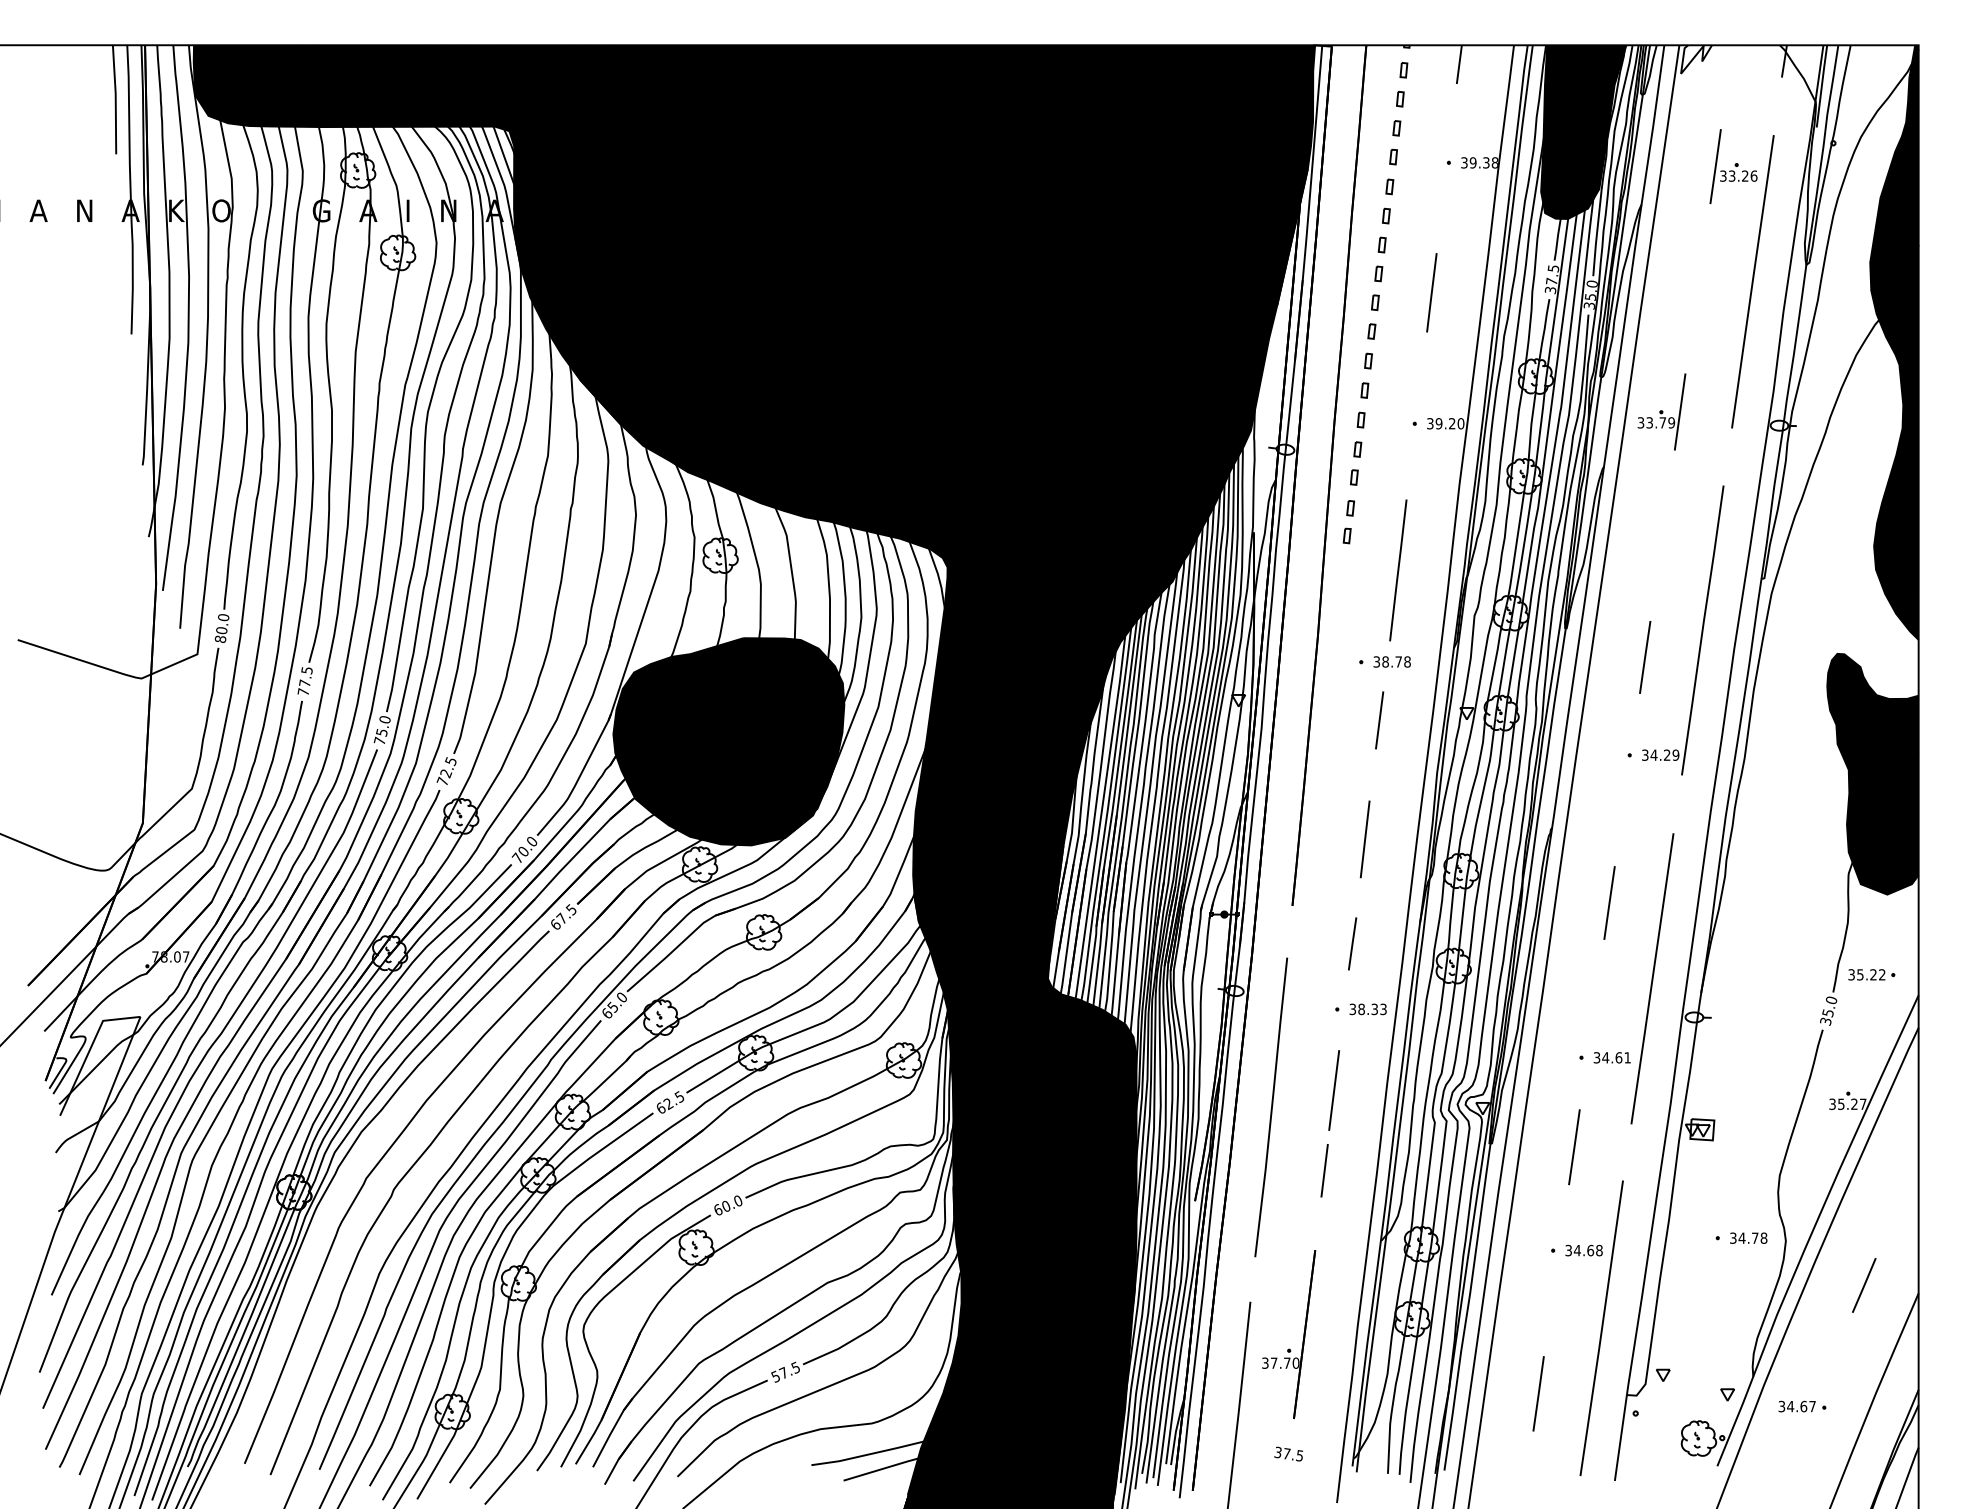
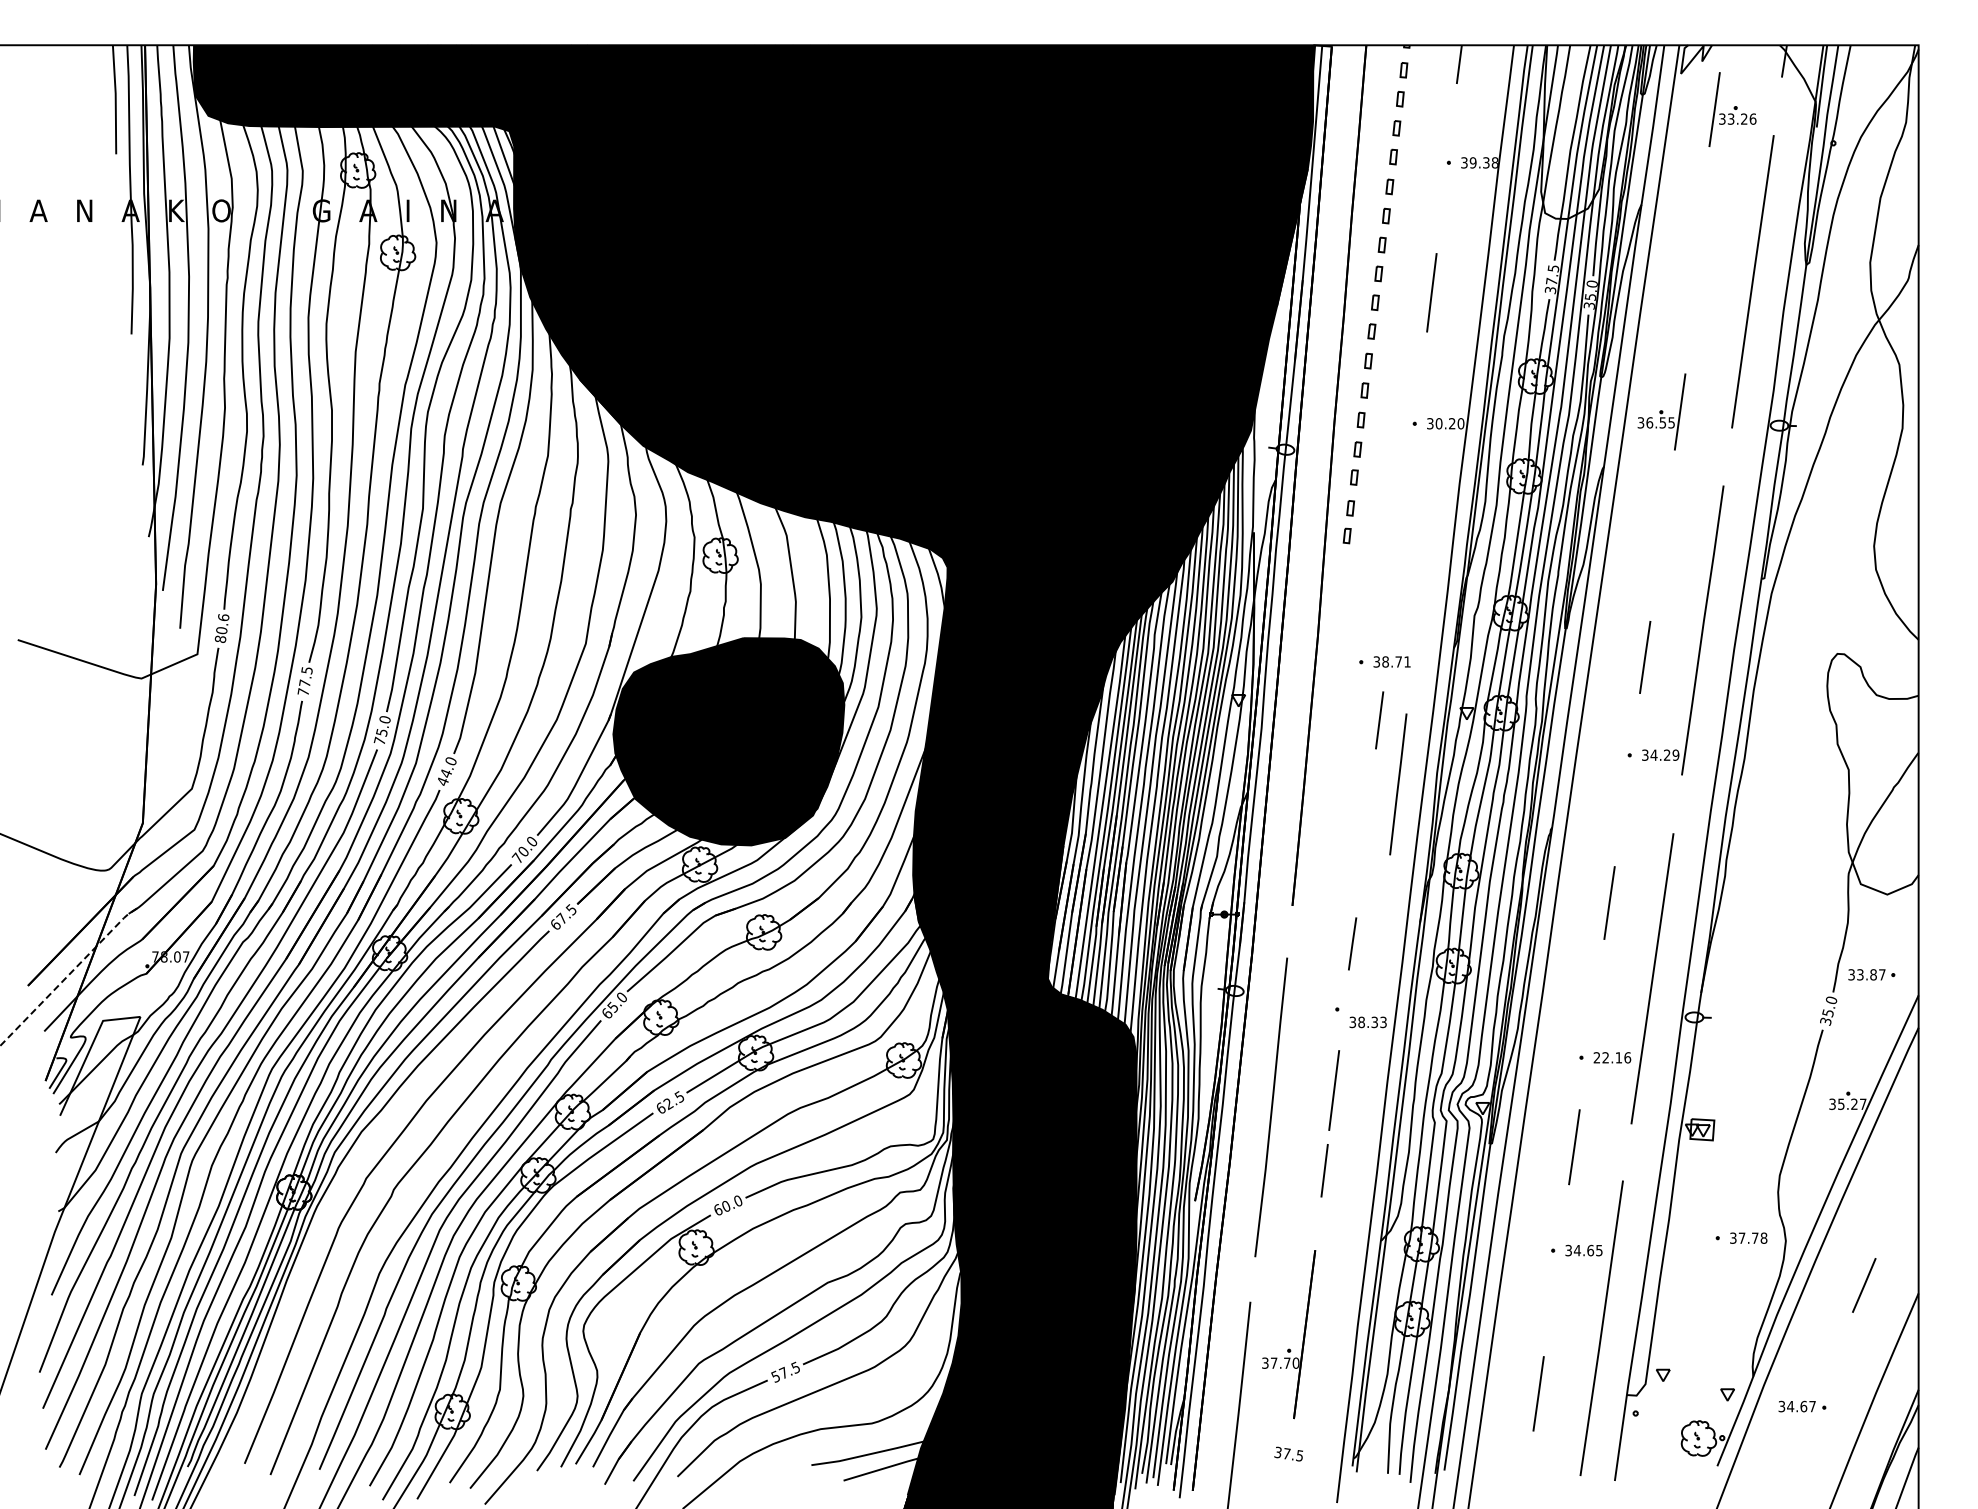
fill: present -> none (1583, 131)
part position: (1733, 166) -> (1732, 109) (1732, 109)
fill: present -> none (1894, 342)
text: 33.79 -> 36.55 (1660, 422)
text: 39.20 -> 30.20 (1438, 423)
line position: (1398, 570) -> (1398, 784) (1398, 784)
text: 80.0 -> 80.6 (223, 617)
text: 38.78 -> 38.71 (1407, 661)
text: 72.5 -> 44.0 (446, 771)
fill: present -> none (1872, 773)
line: present -> none (1364, 839)
line: solid -> dashed (69, 974)
text: 35.22 -> 33.87 (1871, 974)
text position: (1367, 1009) -> (1367, 1022) (1367, 1022)
text: 34.61 -> 22.16 (1612, 1057)
text: 34.78 -> 37.78 (1741, 1237)
text: 34.68 -> 34.65 (1599, 1250)
